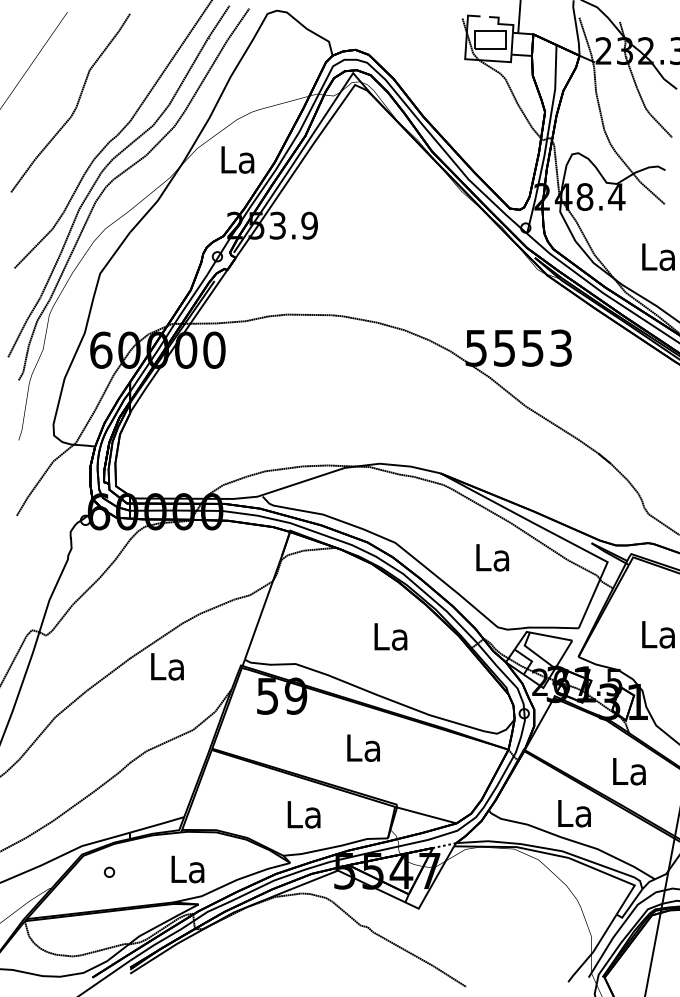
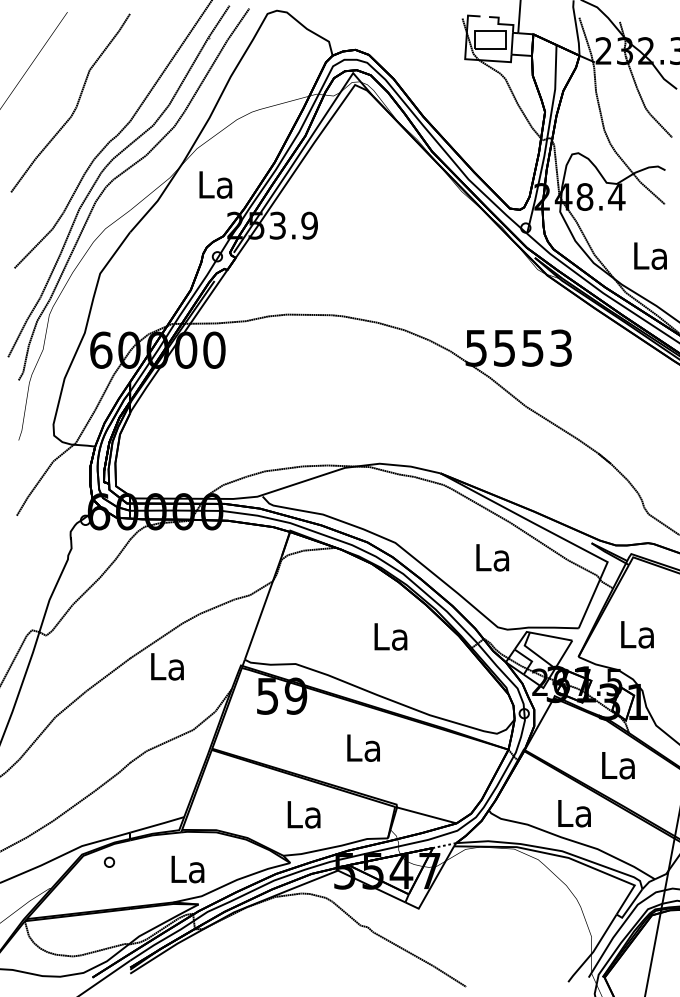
text position: (237, 159) -> (215, 184) (215, 184)
text position: (658, 256) -> (650, 255) (650, 255)
text position: (658, 634) -> (637, 634) (637, 634)
text position: (629, 771) -> (618, 765) (618, 765)
part position: (109, 871) -> (109, 861) (109, 861)
